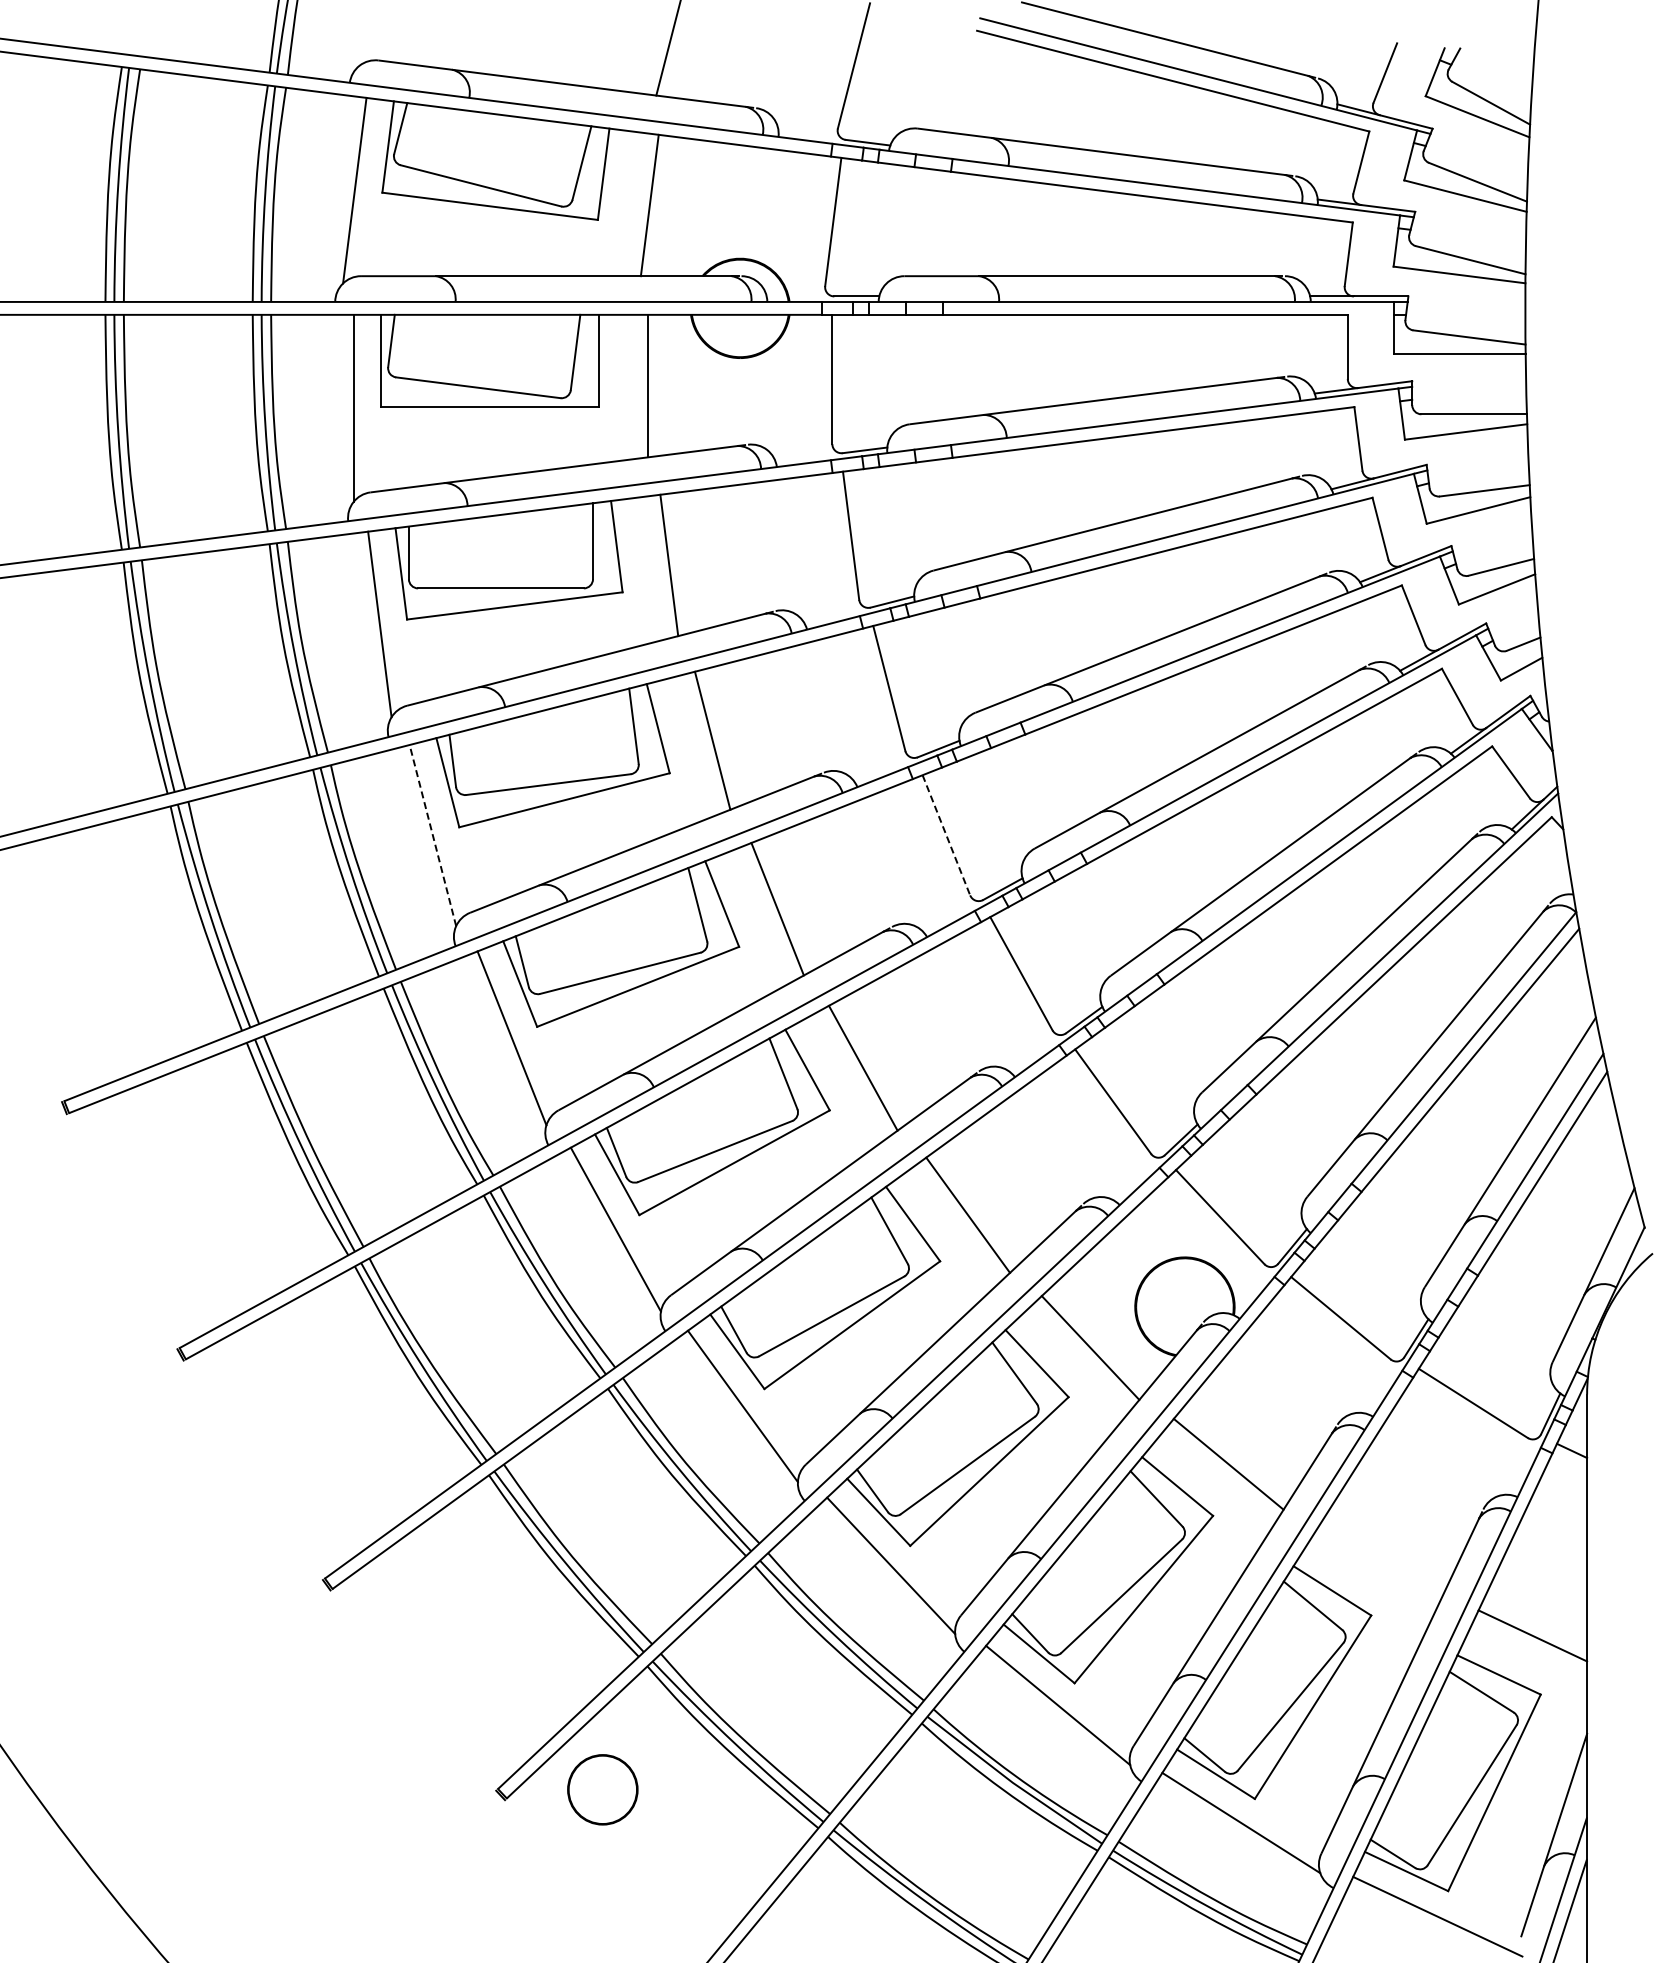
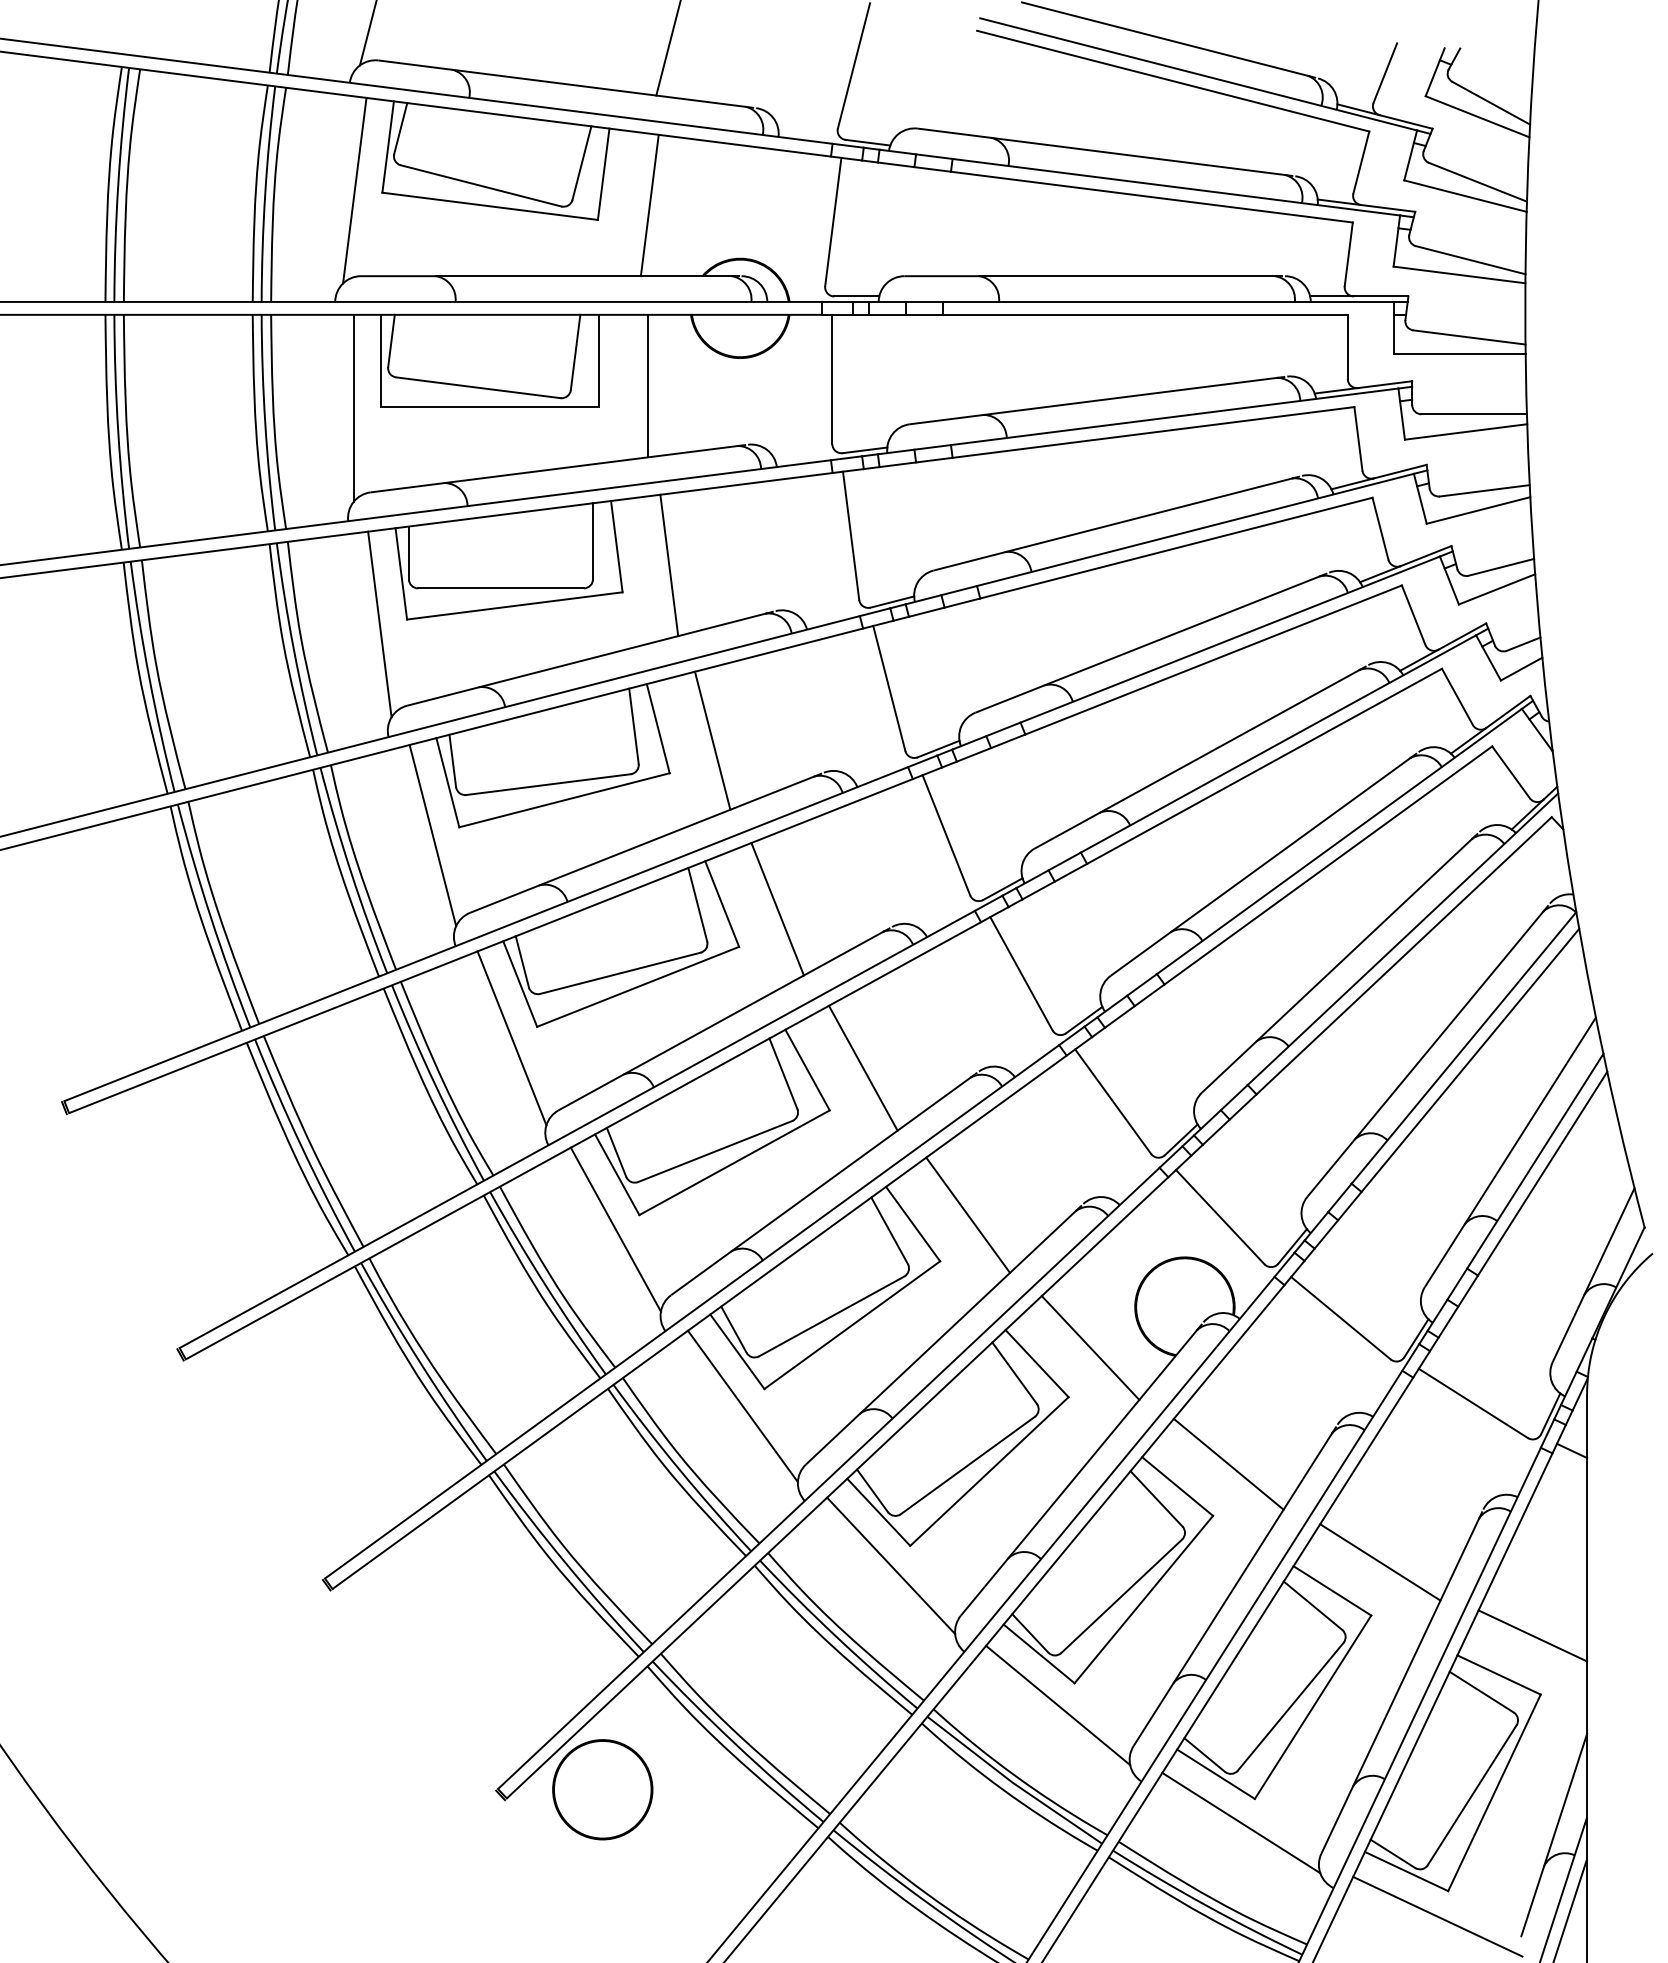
line: none -> present (367, 33)
line: dashed -> solid (432, 835)
line: dashed -> solid (946, 835)
line: none -> present (1380, 1562)
circle size: 72x72 px -> 102x102 px (602, 1789)
